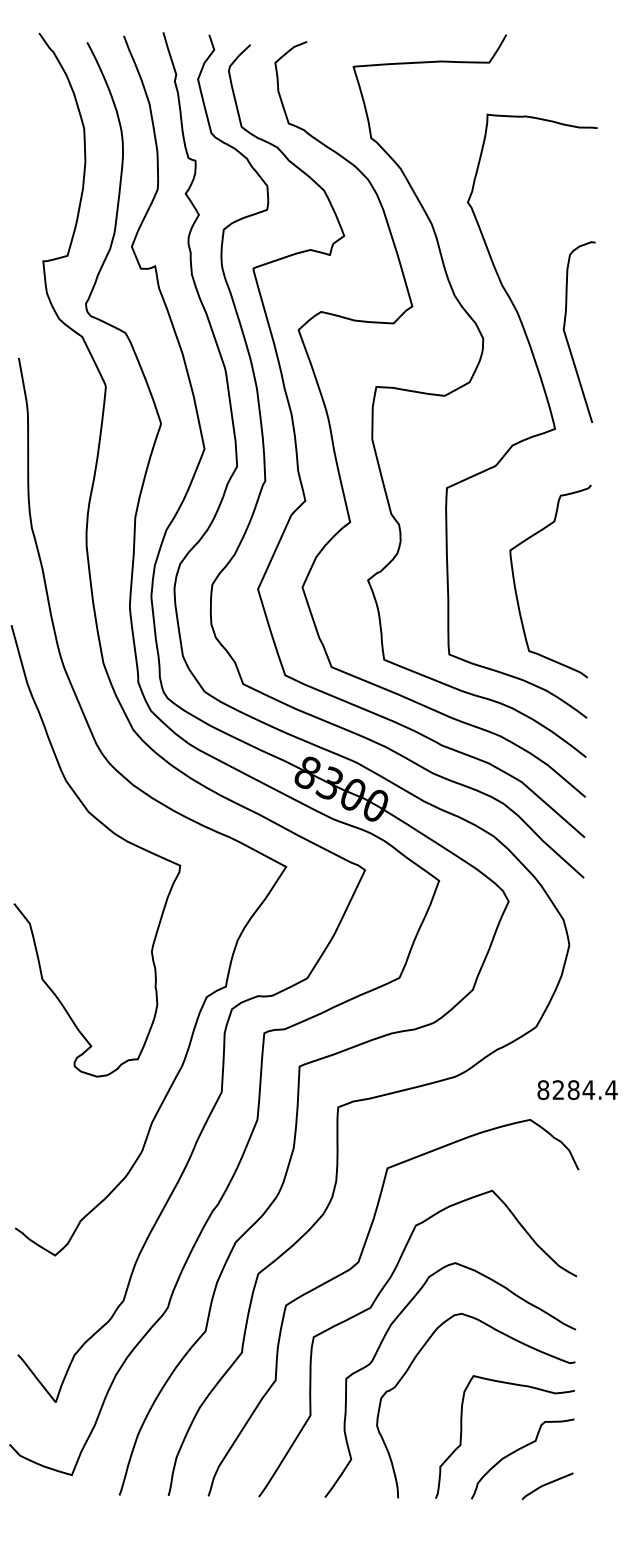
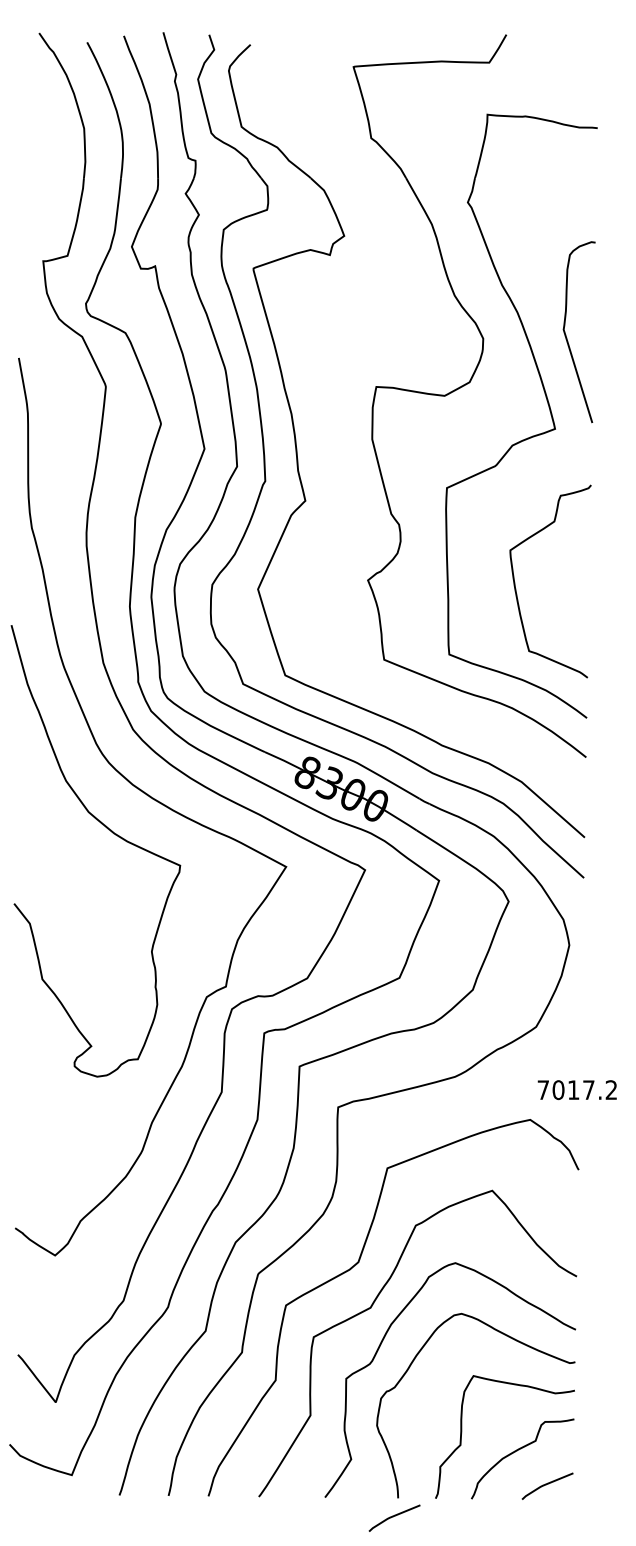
part: present -> none (332, 433)
text: 8284.4 -> 7017.2 (577, 1090)
curve: none -> present (394, 1516)
